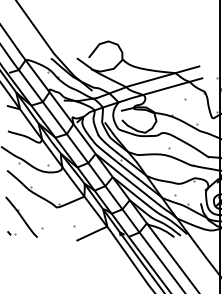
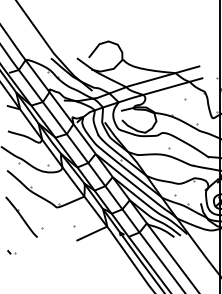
part position: (11, 233) -> (11, 252) (11, 252)
